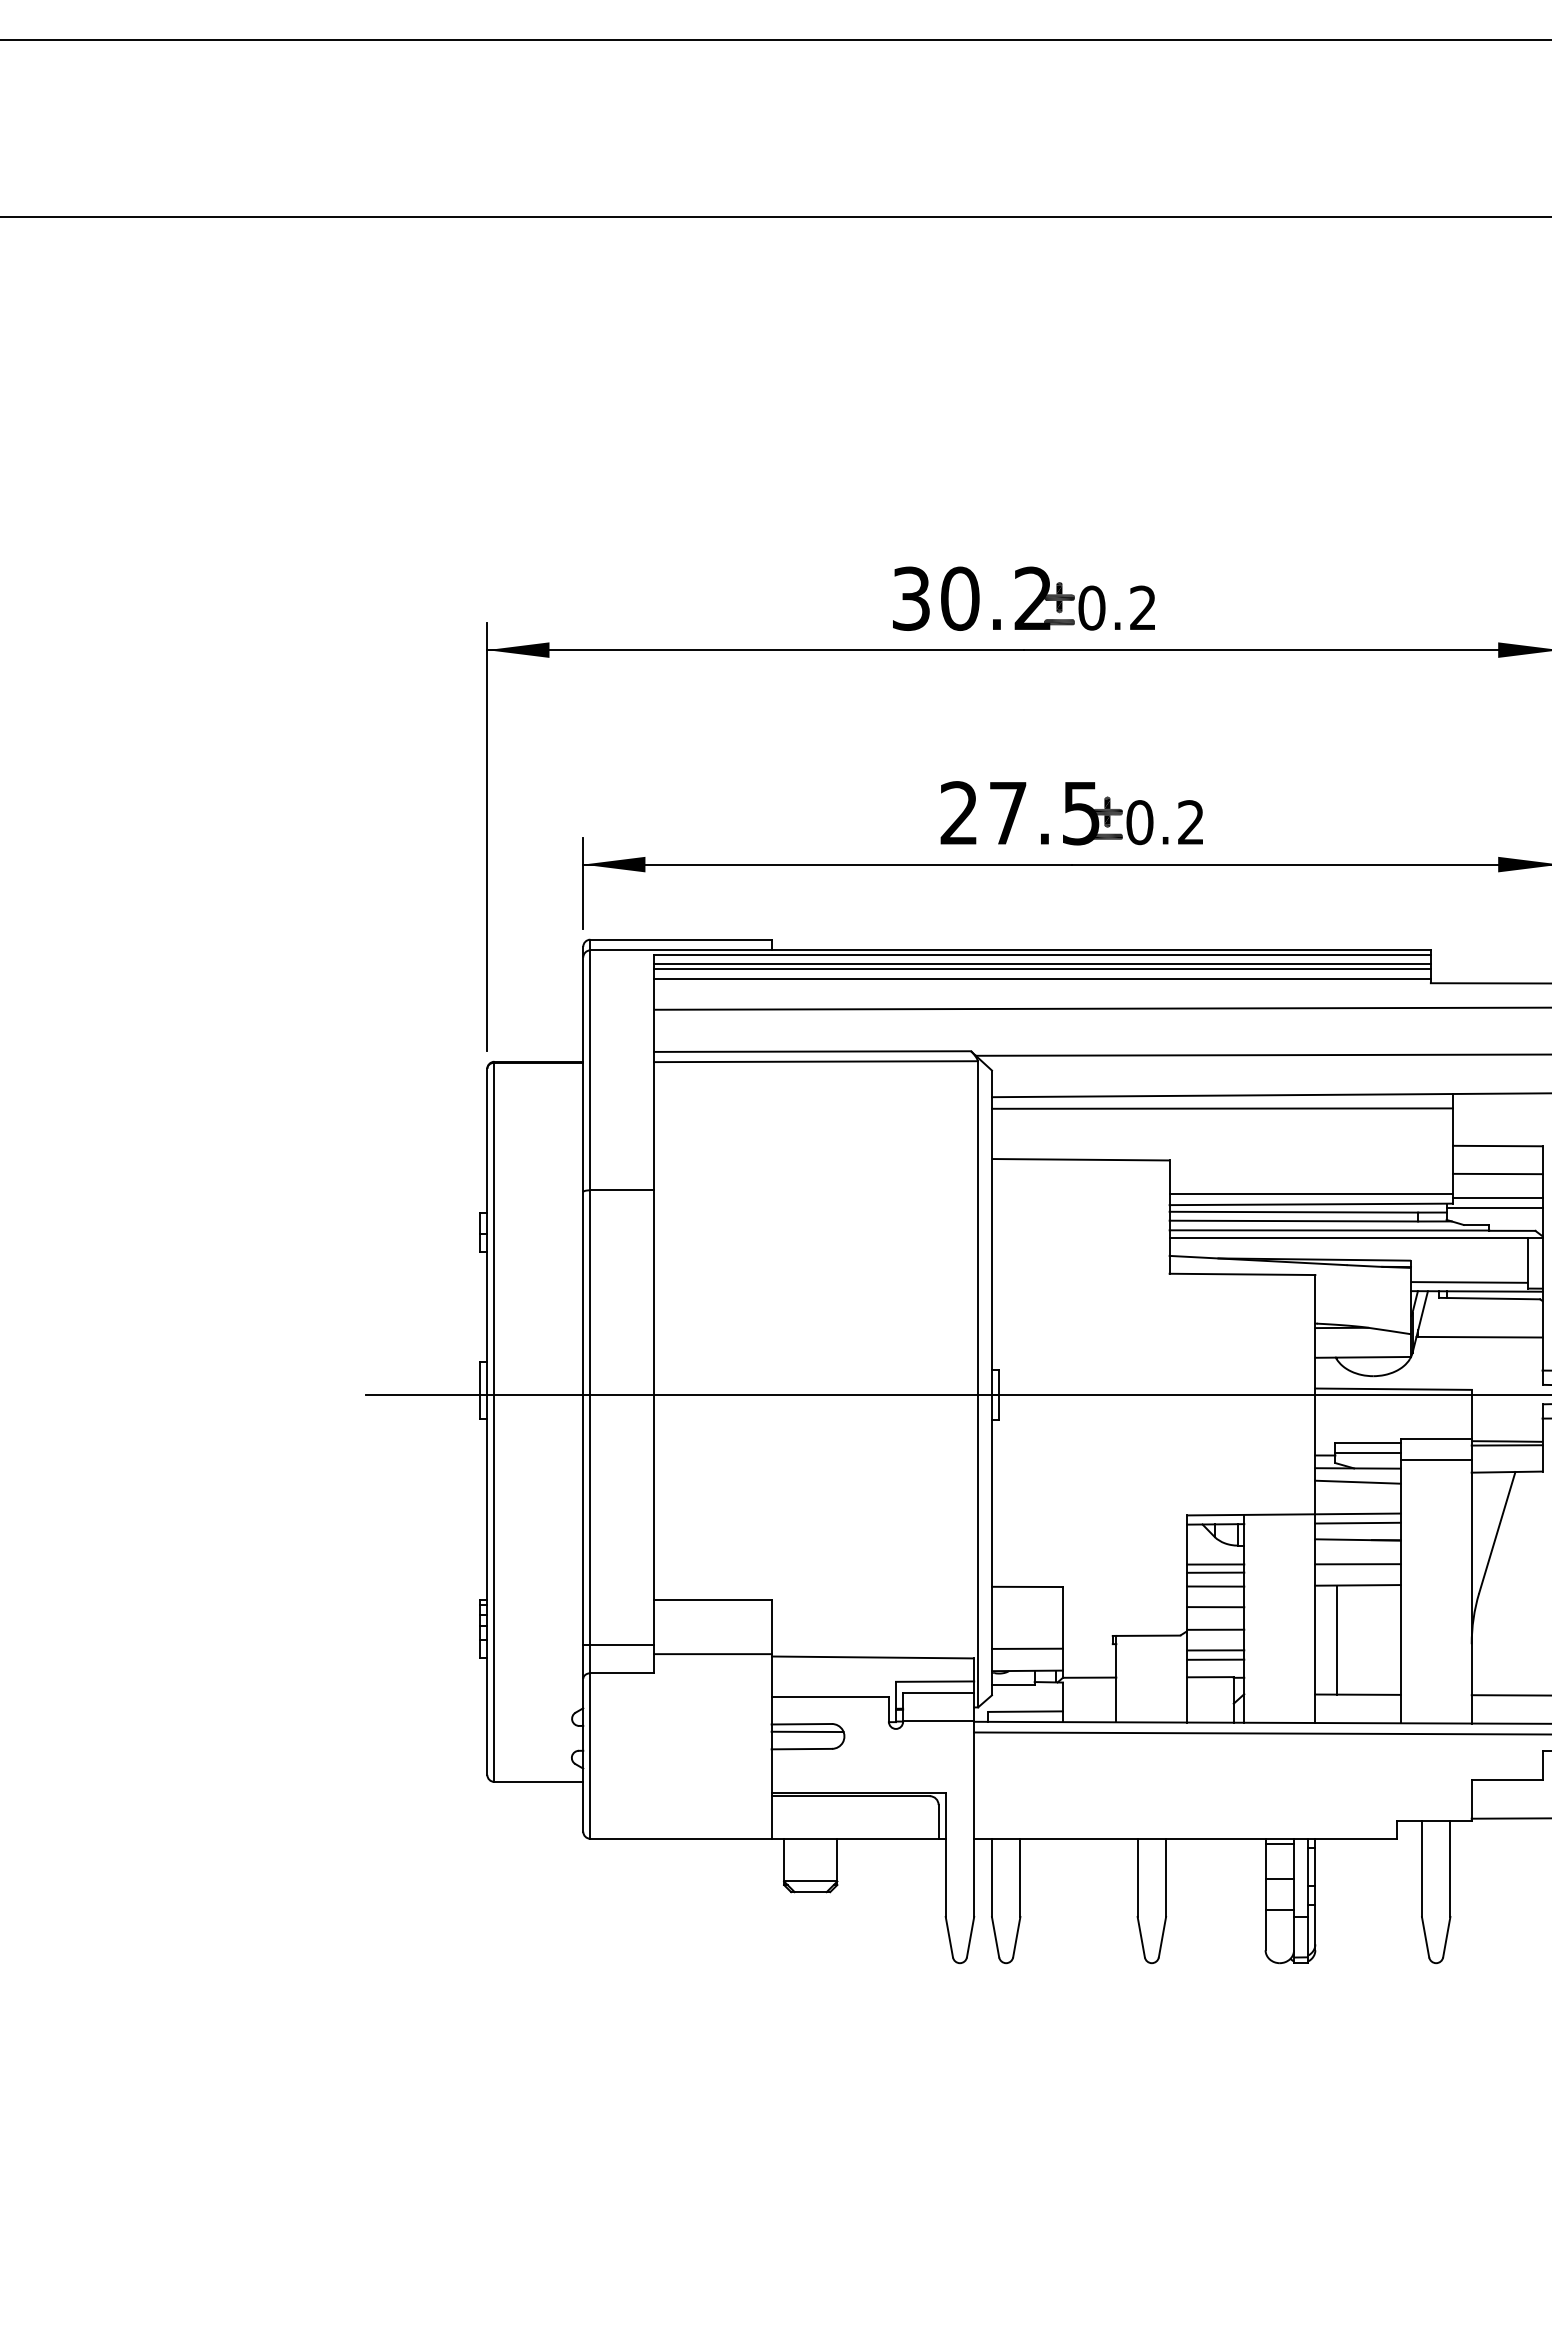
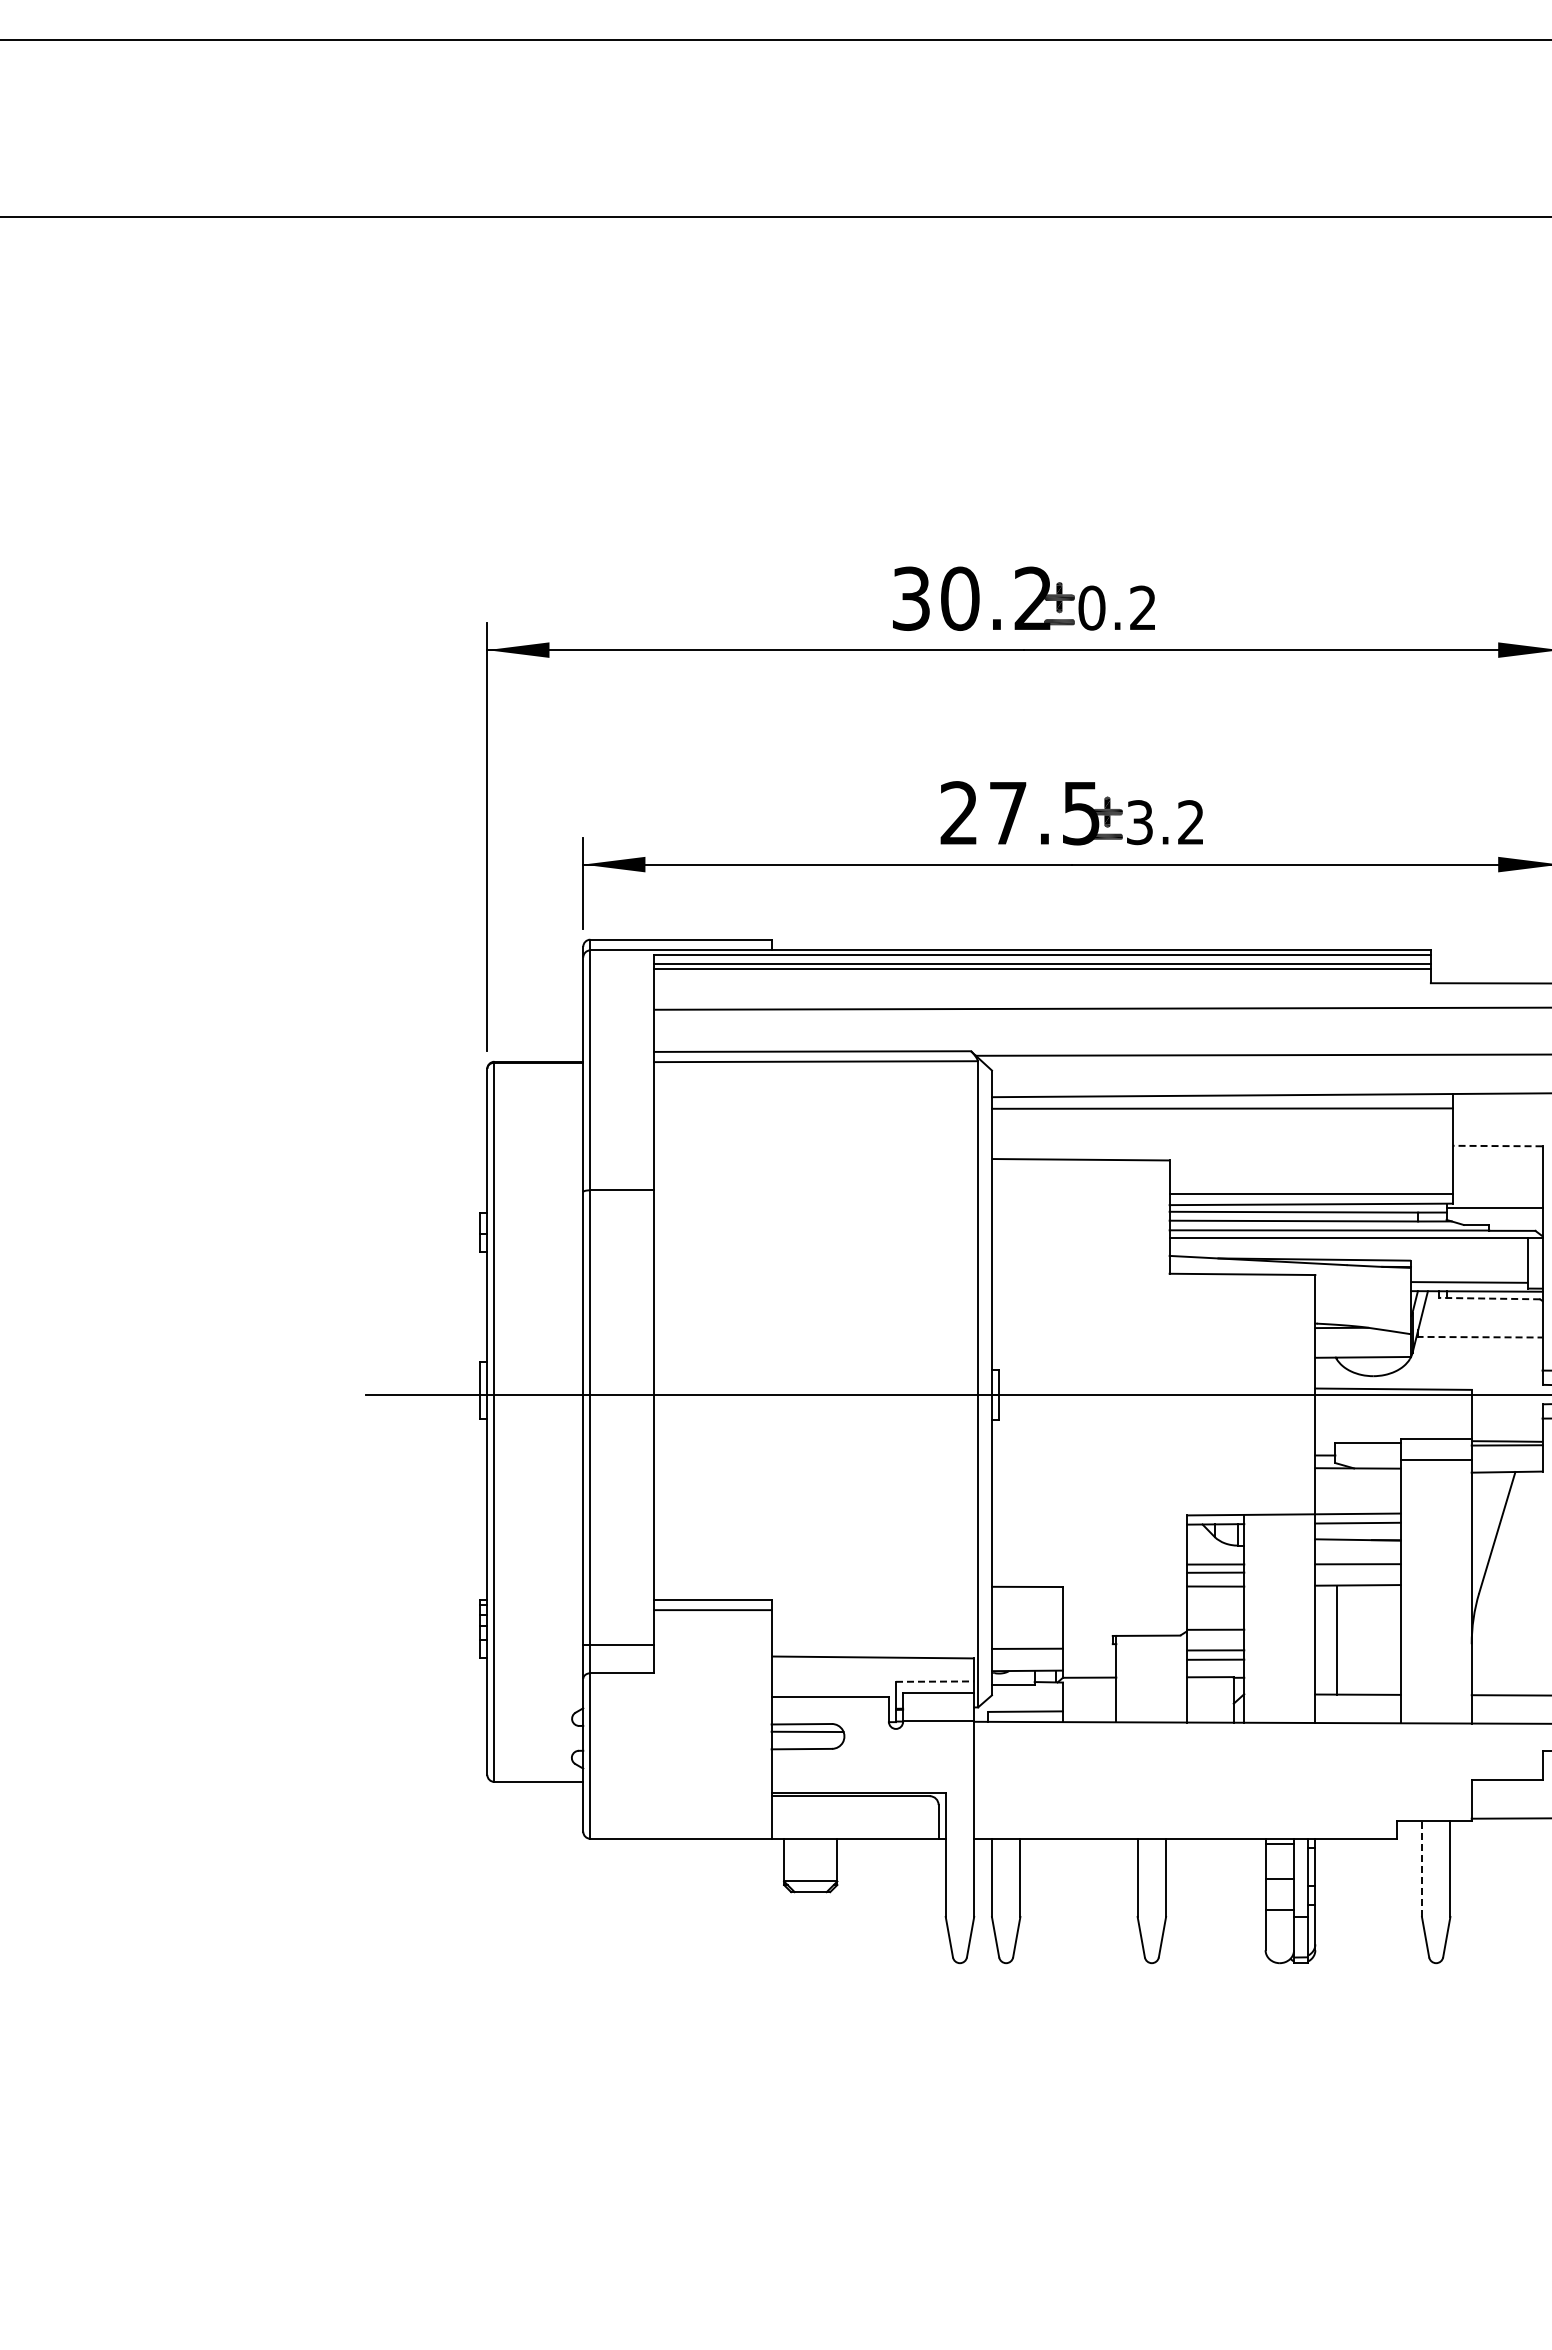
text: 0.2 -> 3.2 (1139, 822)
line: present -> none (1042, 979)
line: solid -> dashed (1497, 1146)
line: present -> none (1497, 1173)
line: present -> none (1497, 1198)
line: solid -> dashed (1489, 1298)
line: solid -> dashed (1479, 1337)
line: present -> none (1367, 1453)
line: present -> none (1357, 1481)
line: present -> none (1215, 1607)
line position: (712, 1654) -> (712, 1610) (712, 1610)
line: solid -> dashed (935, 1681)
line: present -> none (1261, 1733)
line: solid -> dashed (1421, 1869)
